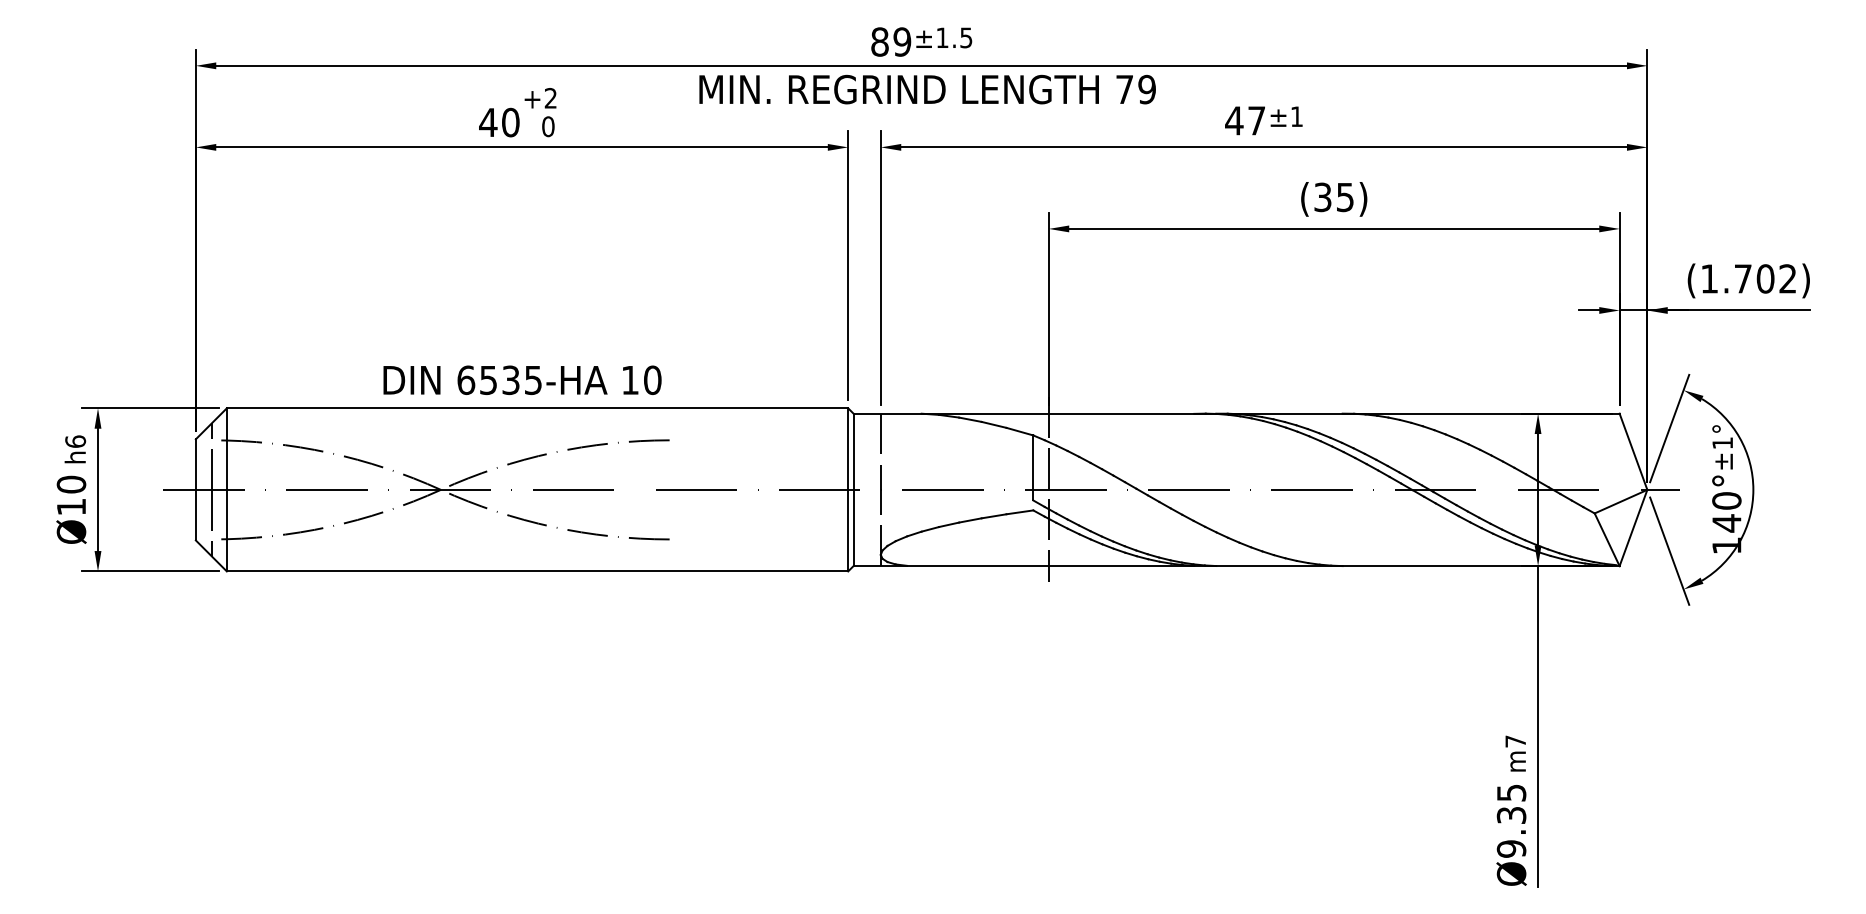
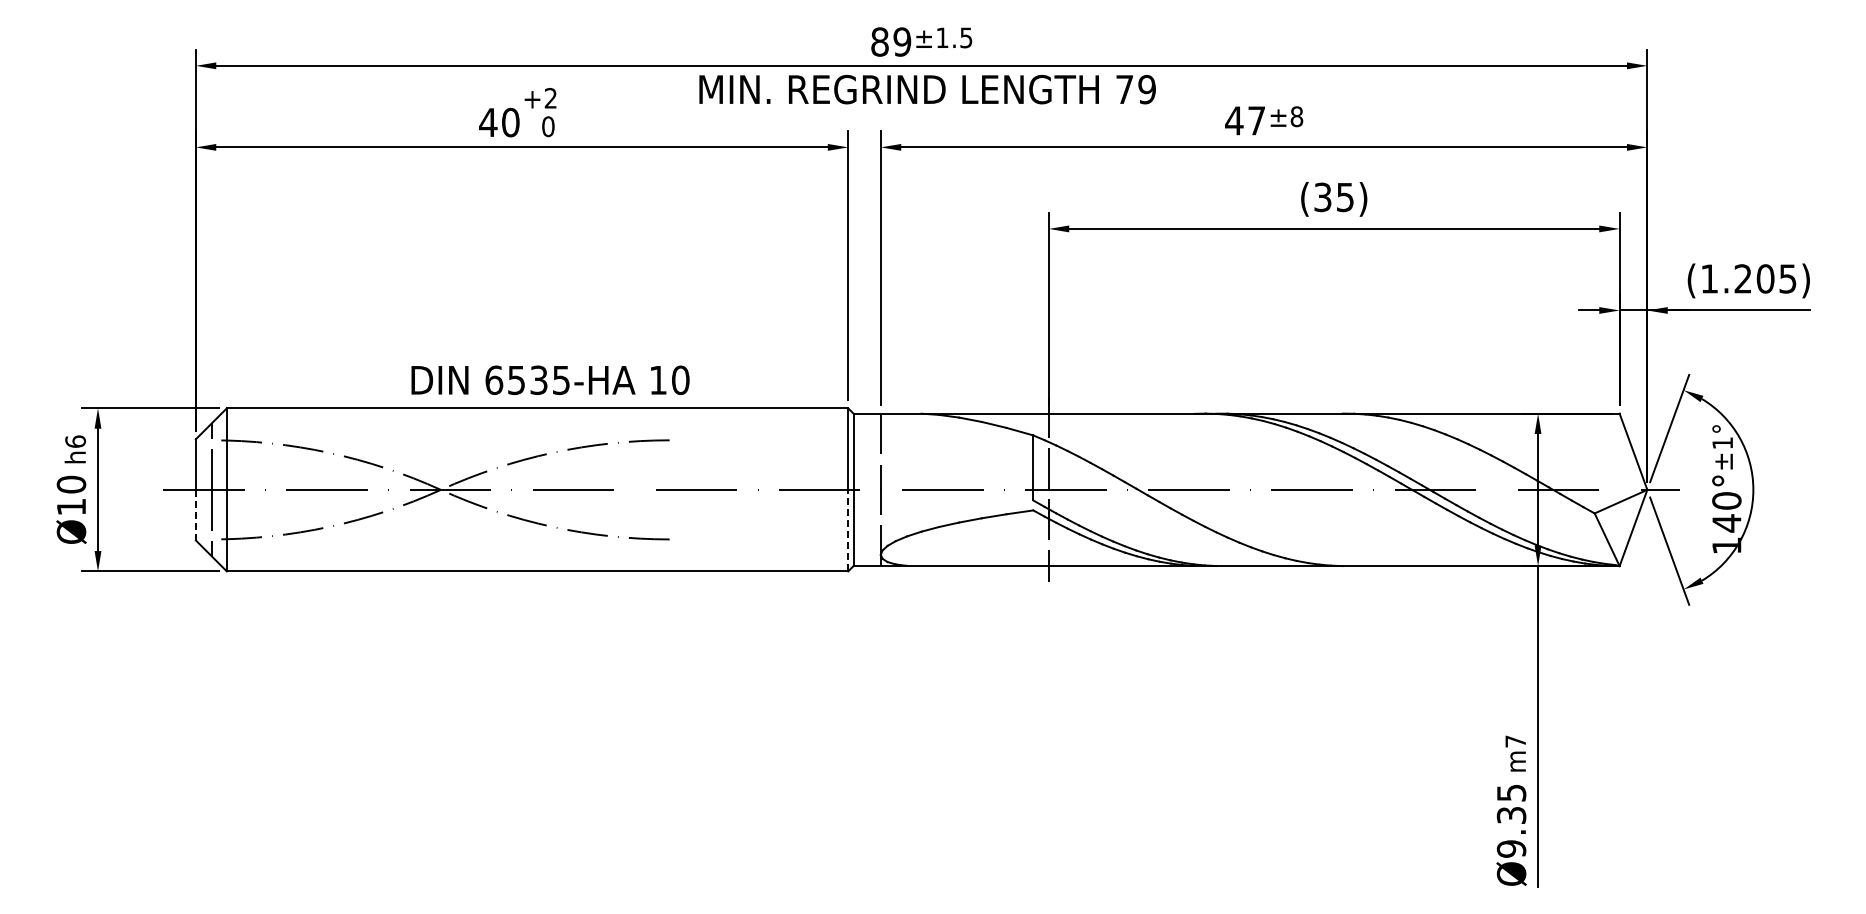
text: ±1 -> ±8 (1296, 116)
text: (1.702) -> (1.205) (1765, 278)
text position: (522, 379) -> (550, 379) (550, 379)
line: solid -> dashed (195, 515)
line: solid -> dashed (848, 530)
